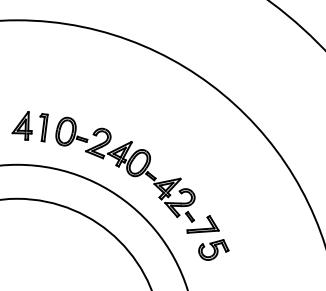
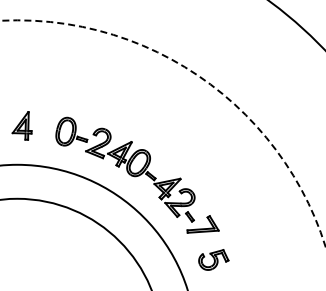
part: present -> none (43, 127)
circle: solid -> dashed (162, 133)
part position: (213, 249) -> (213, 259) (213, 259)
